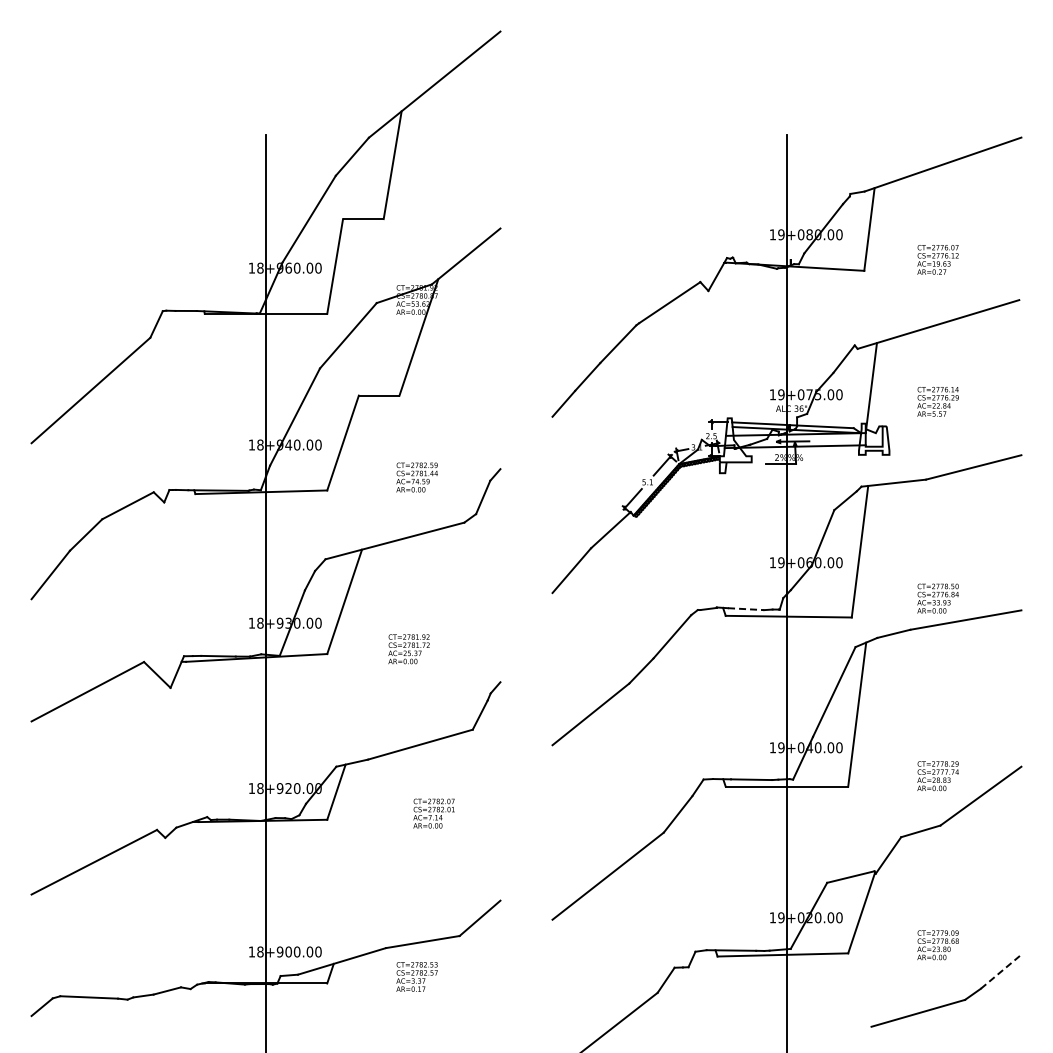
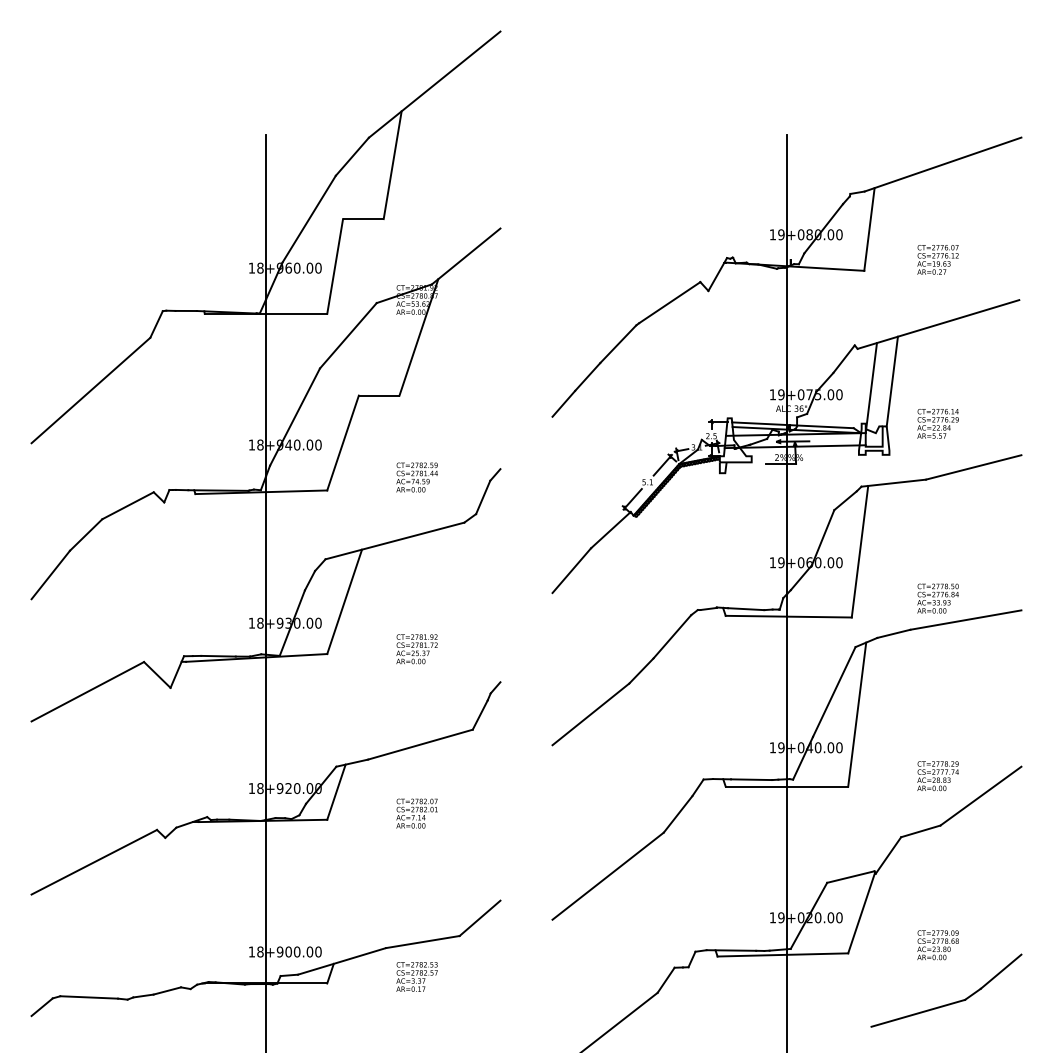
line: none -> present (891, 381)
text position: (937, 401) -> (937, 423) (937, 423)
line: dashed -> solid (746, 609)
text position: (408, 649) -> (416, 649) (416, 649)
text position: (433, 813) -> (416, 813) (416, 813)
line: dashed -> solid (1001, 971)
